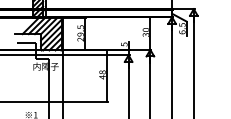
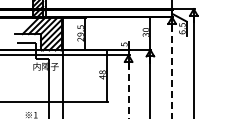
line: solid -> dashed (172, 71)
line: solid -> dashed (128, 90)
